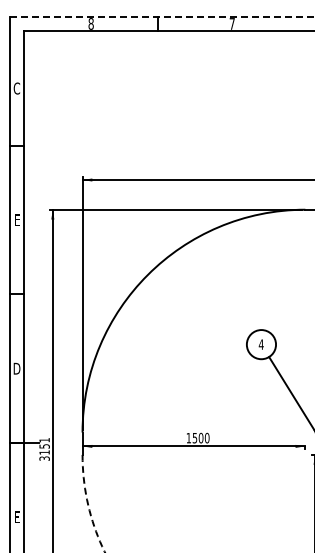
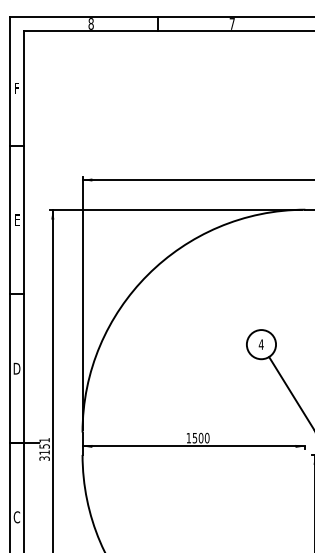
line: dashed -> solid (162, 16)
text: C -> F (16, 88)
arc: dashed -> solid (88, 504)
text: E -> C (16, 517)
